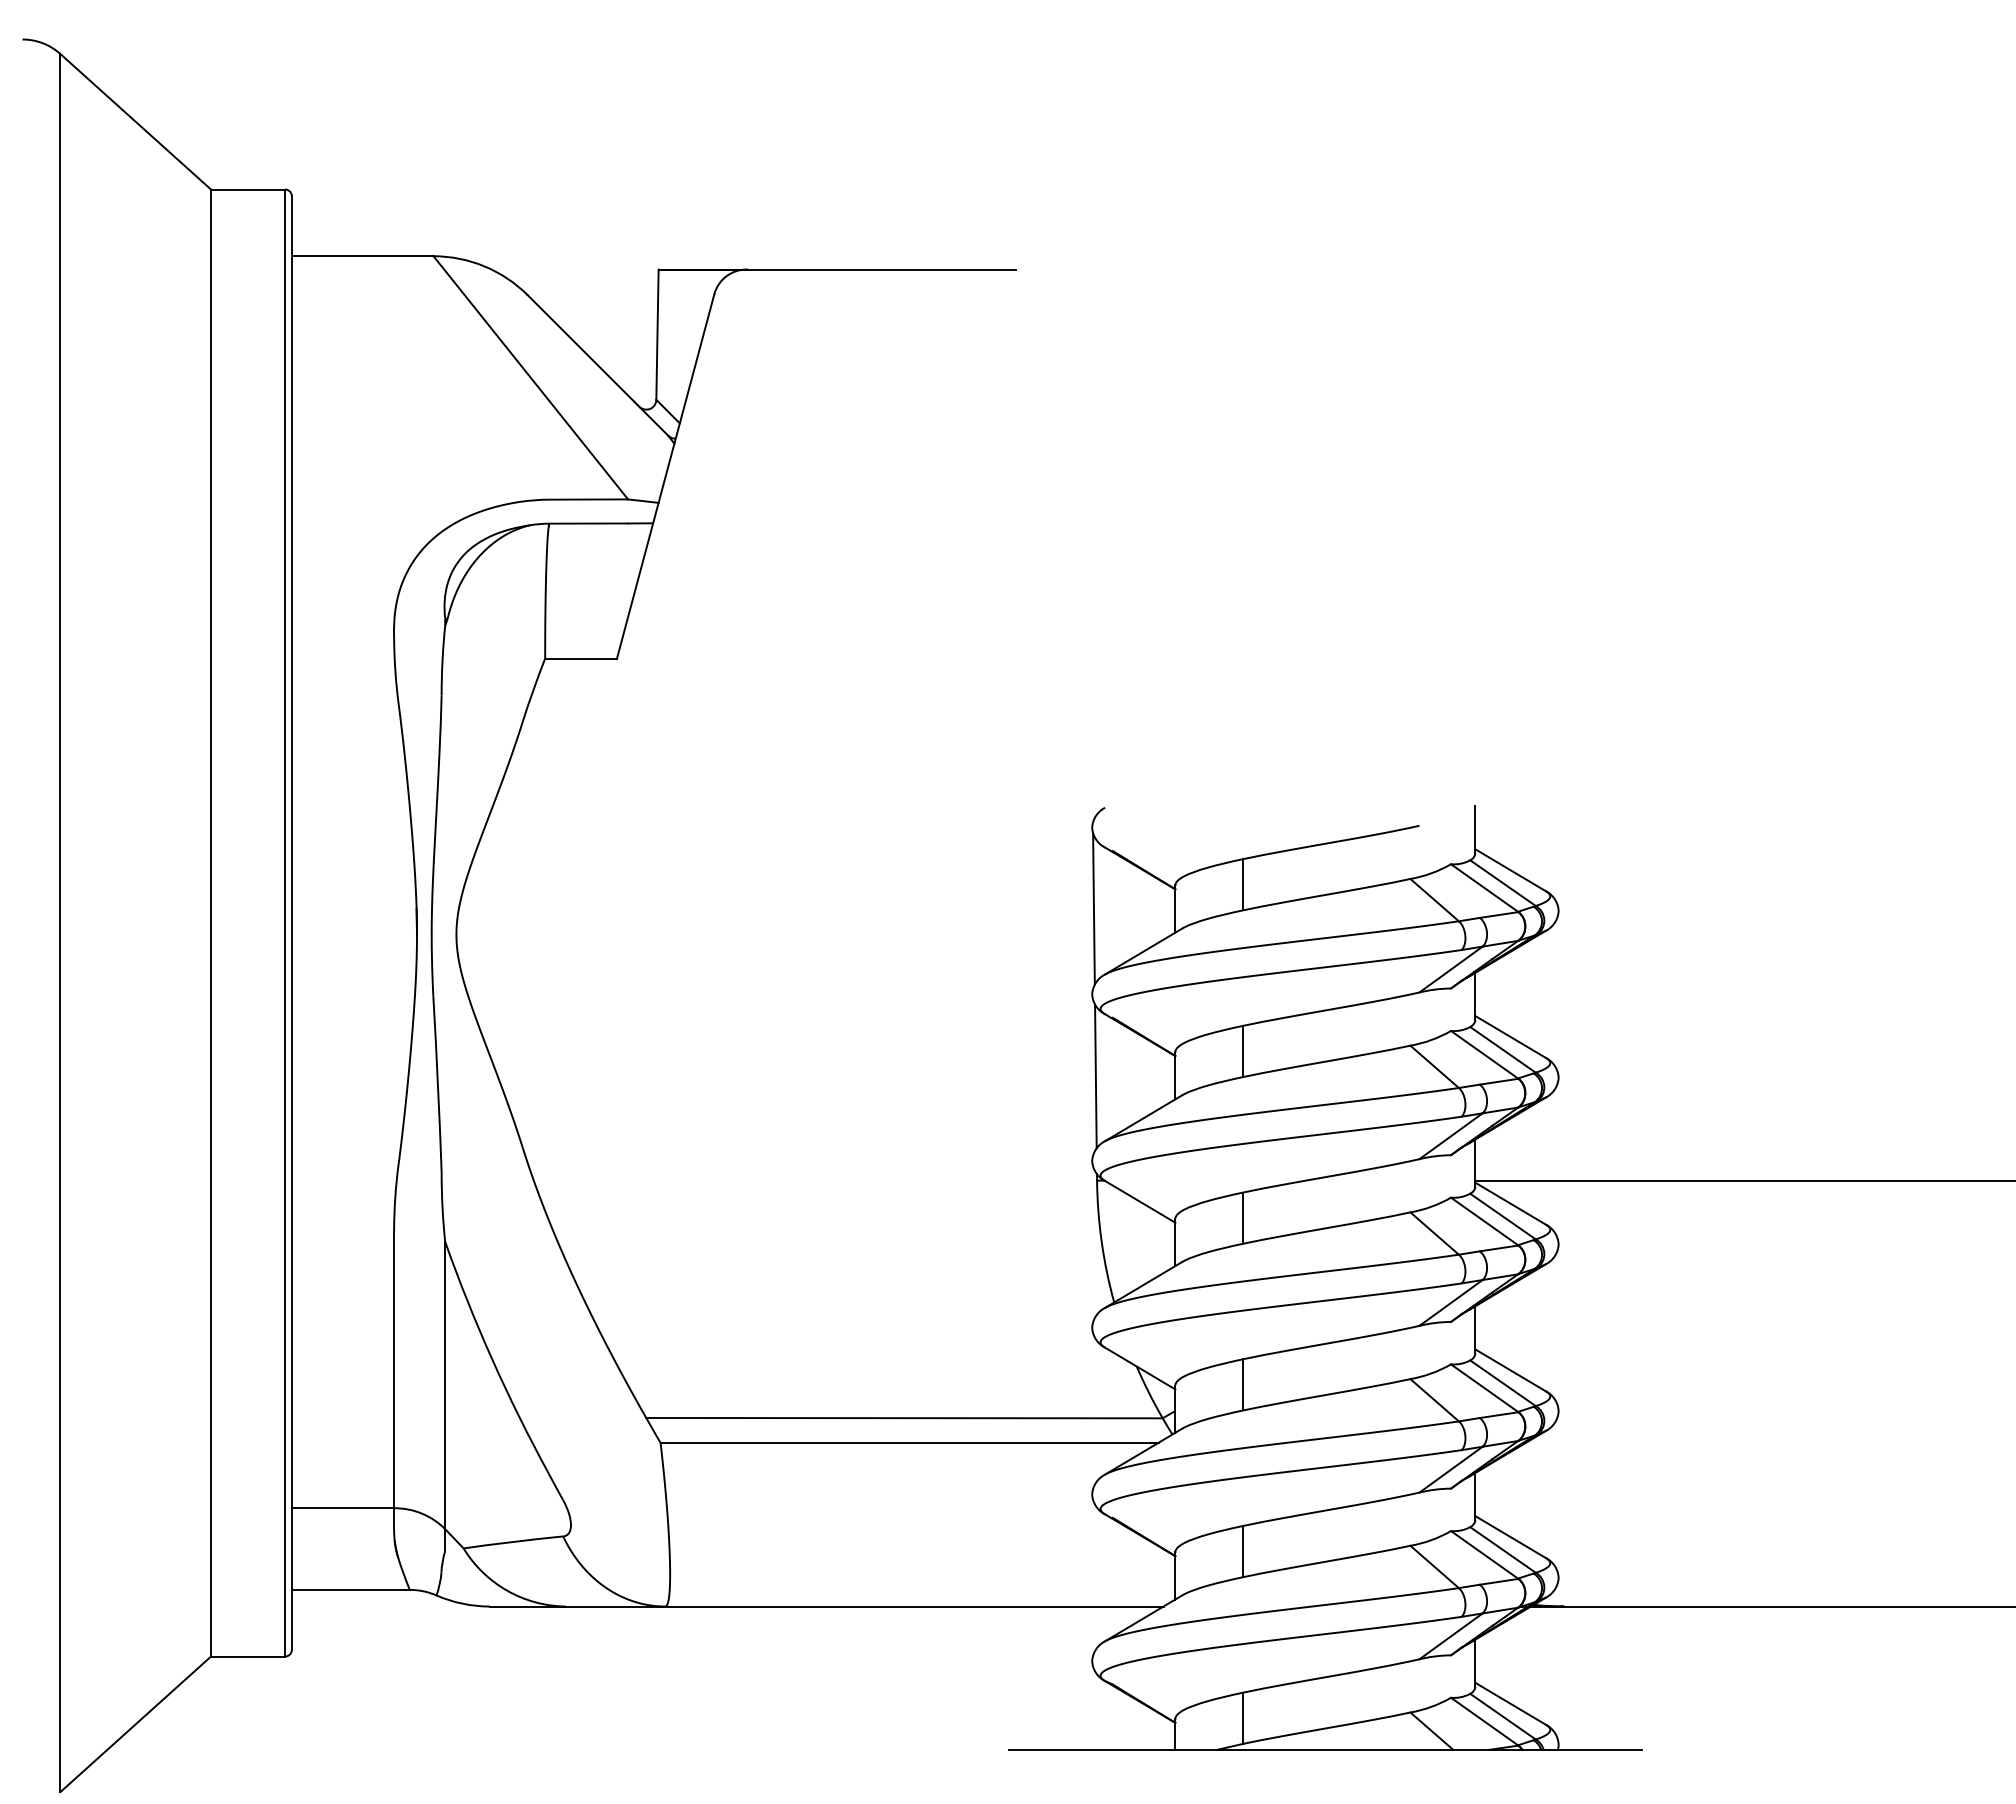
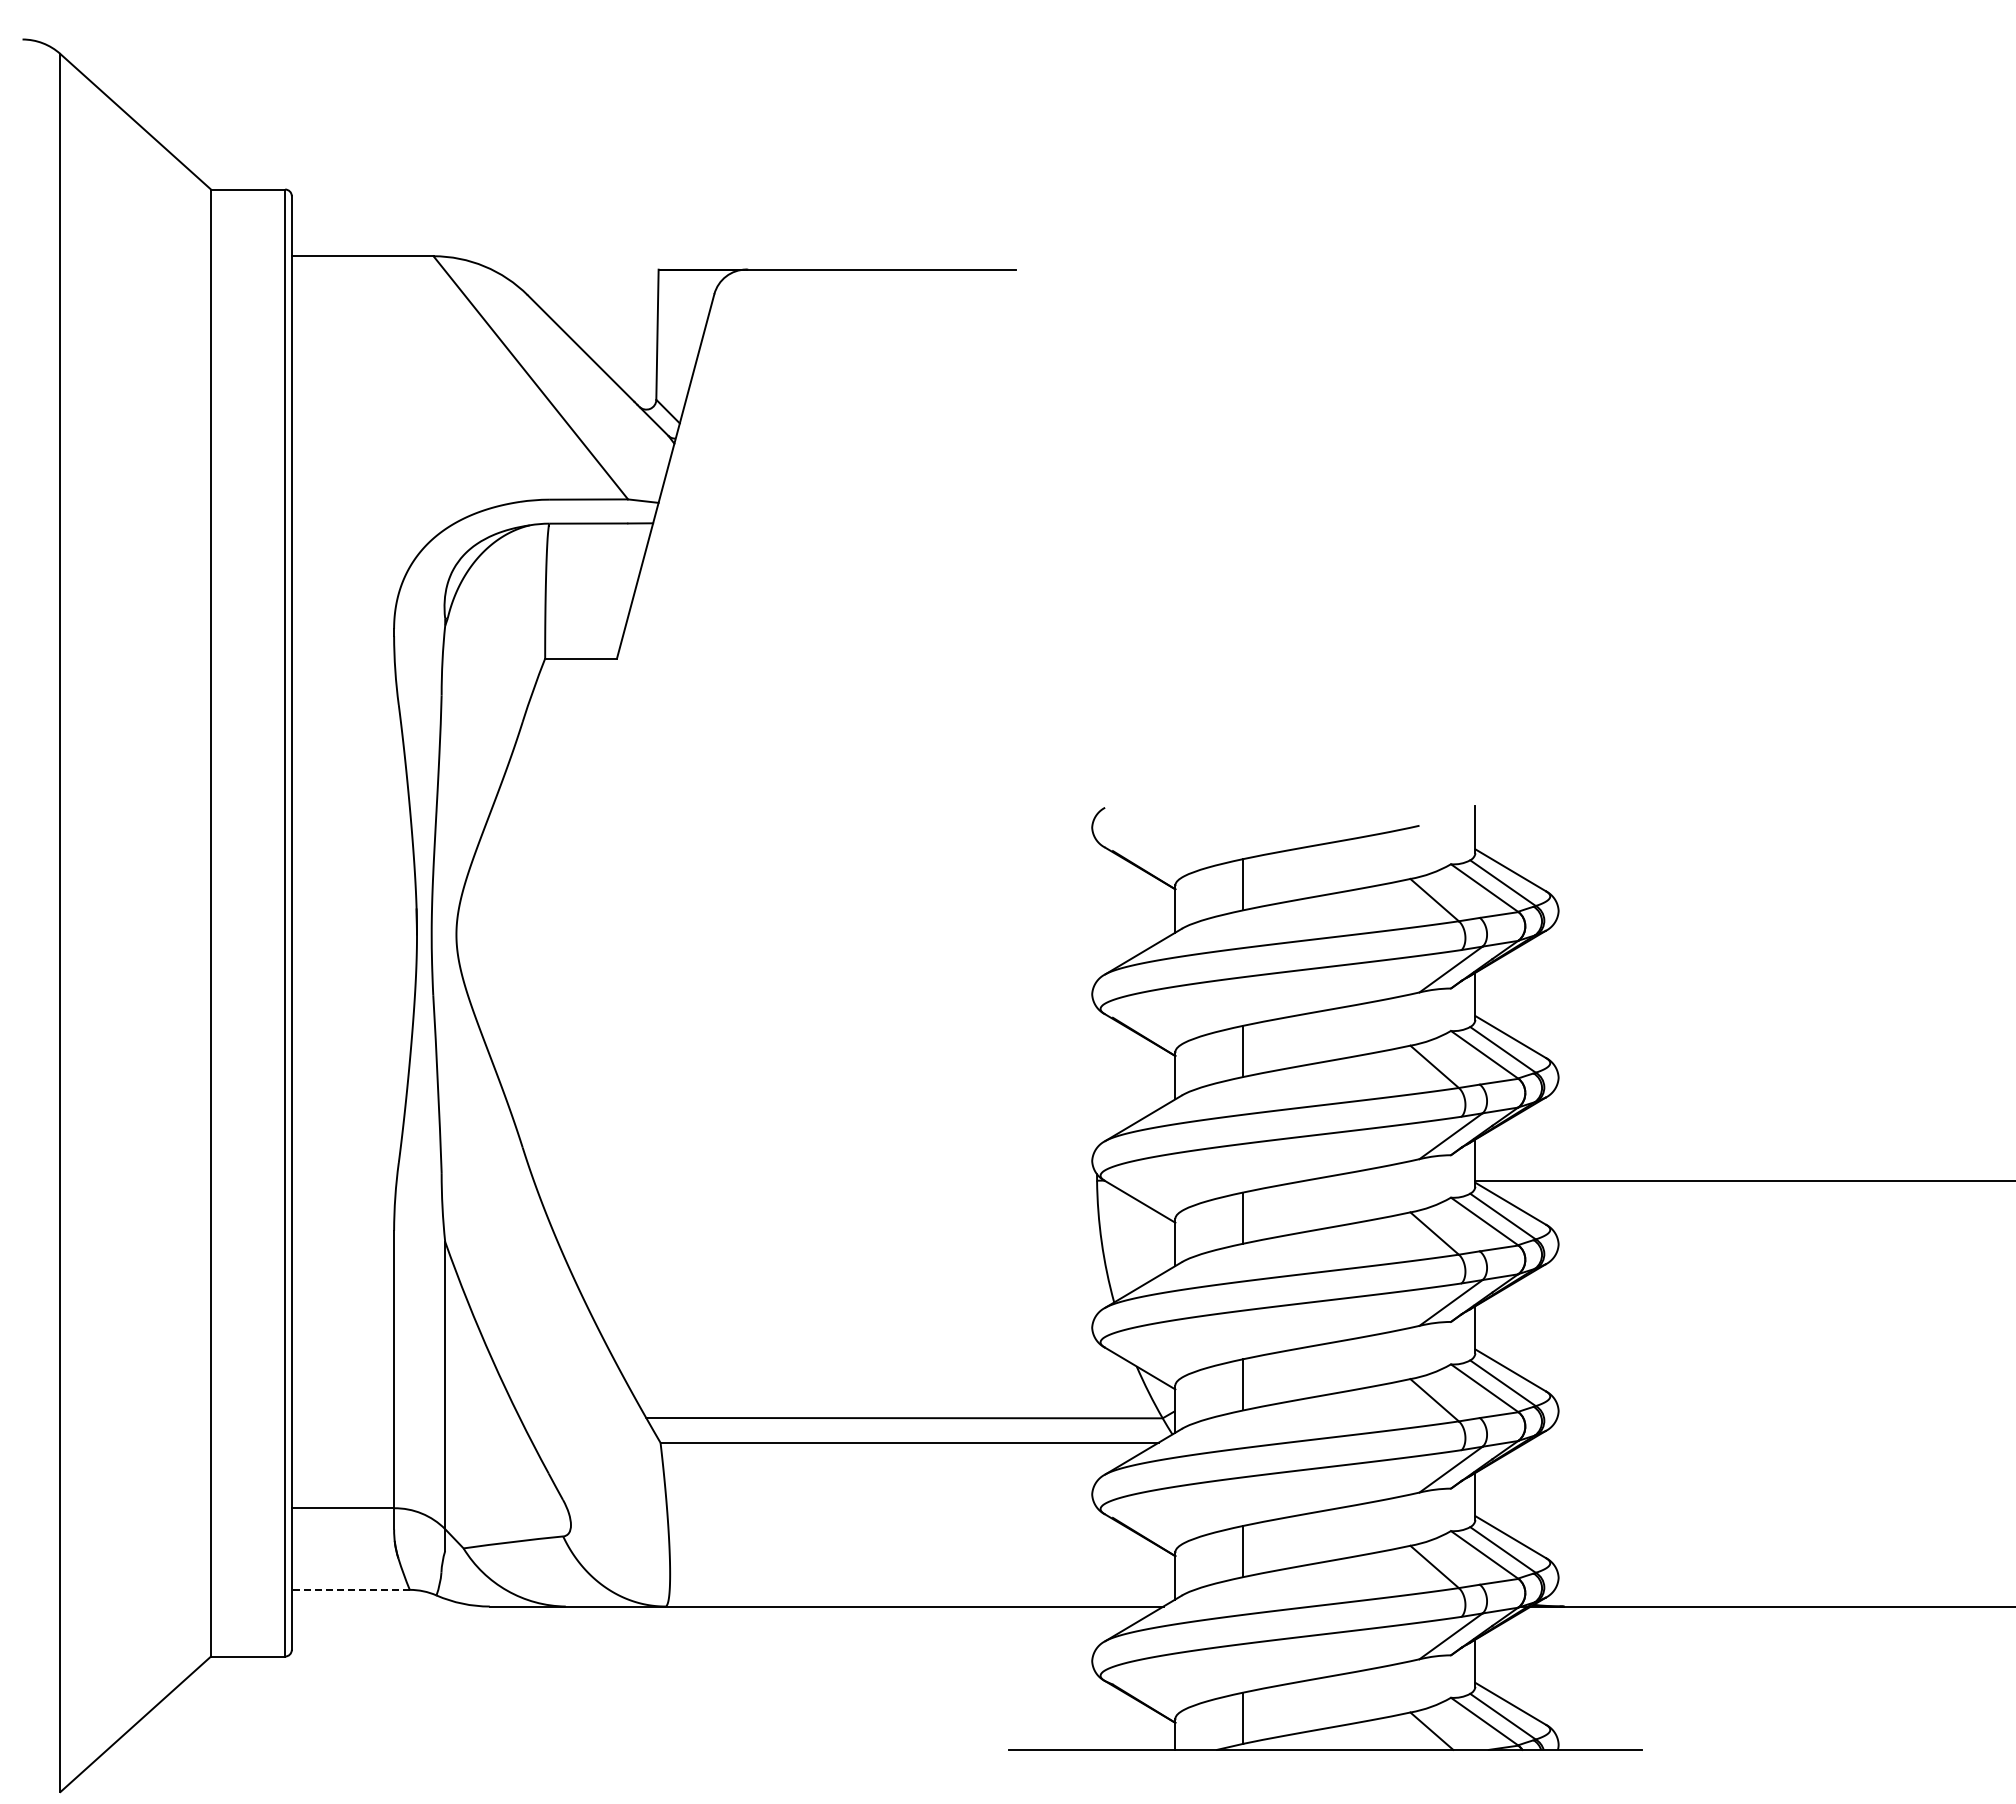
line: present -> none (1093, 908)
line: present -> none (1095, 1076)
line: solid -> dashed (350, 1589)
